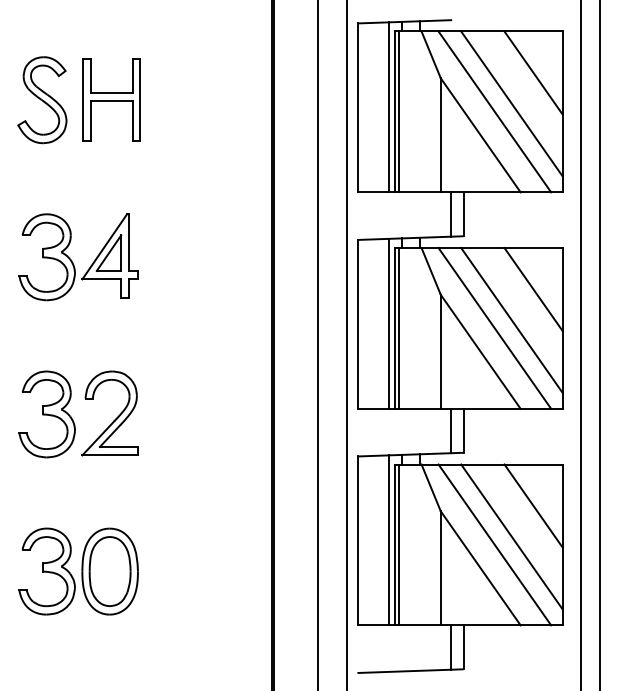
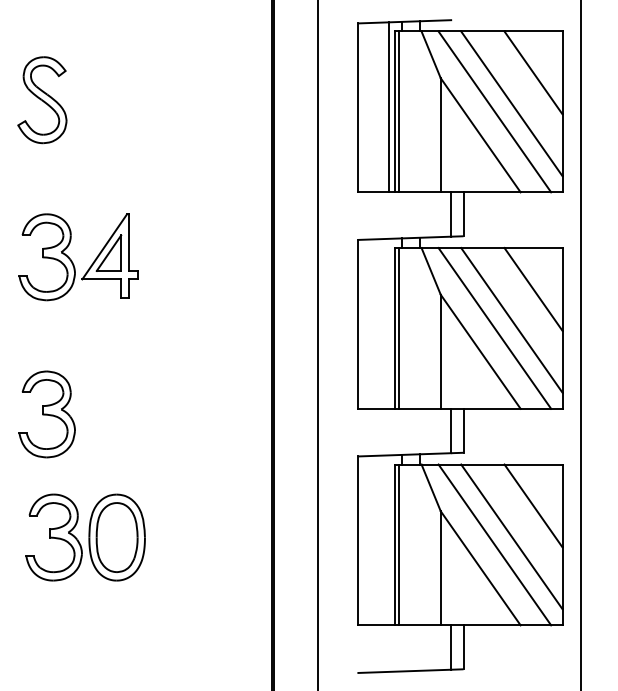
part: present -> none (111, 99)
line: present -> none (389, 323)
line: present -> none (347, 344)
line: present -> none (599, 344)
part: present -> none (115, 418)
line: present -> none (389, 540)
part position: (78, 571) -> (85, 537) (85, 537)
